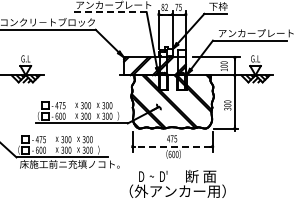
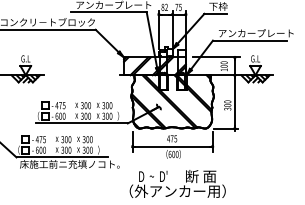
line: dashed -> solid (108, 12)
line: dashed -> solid (172, 146)
